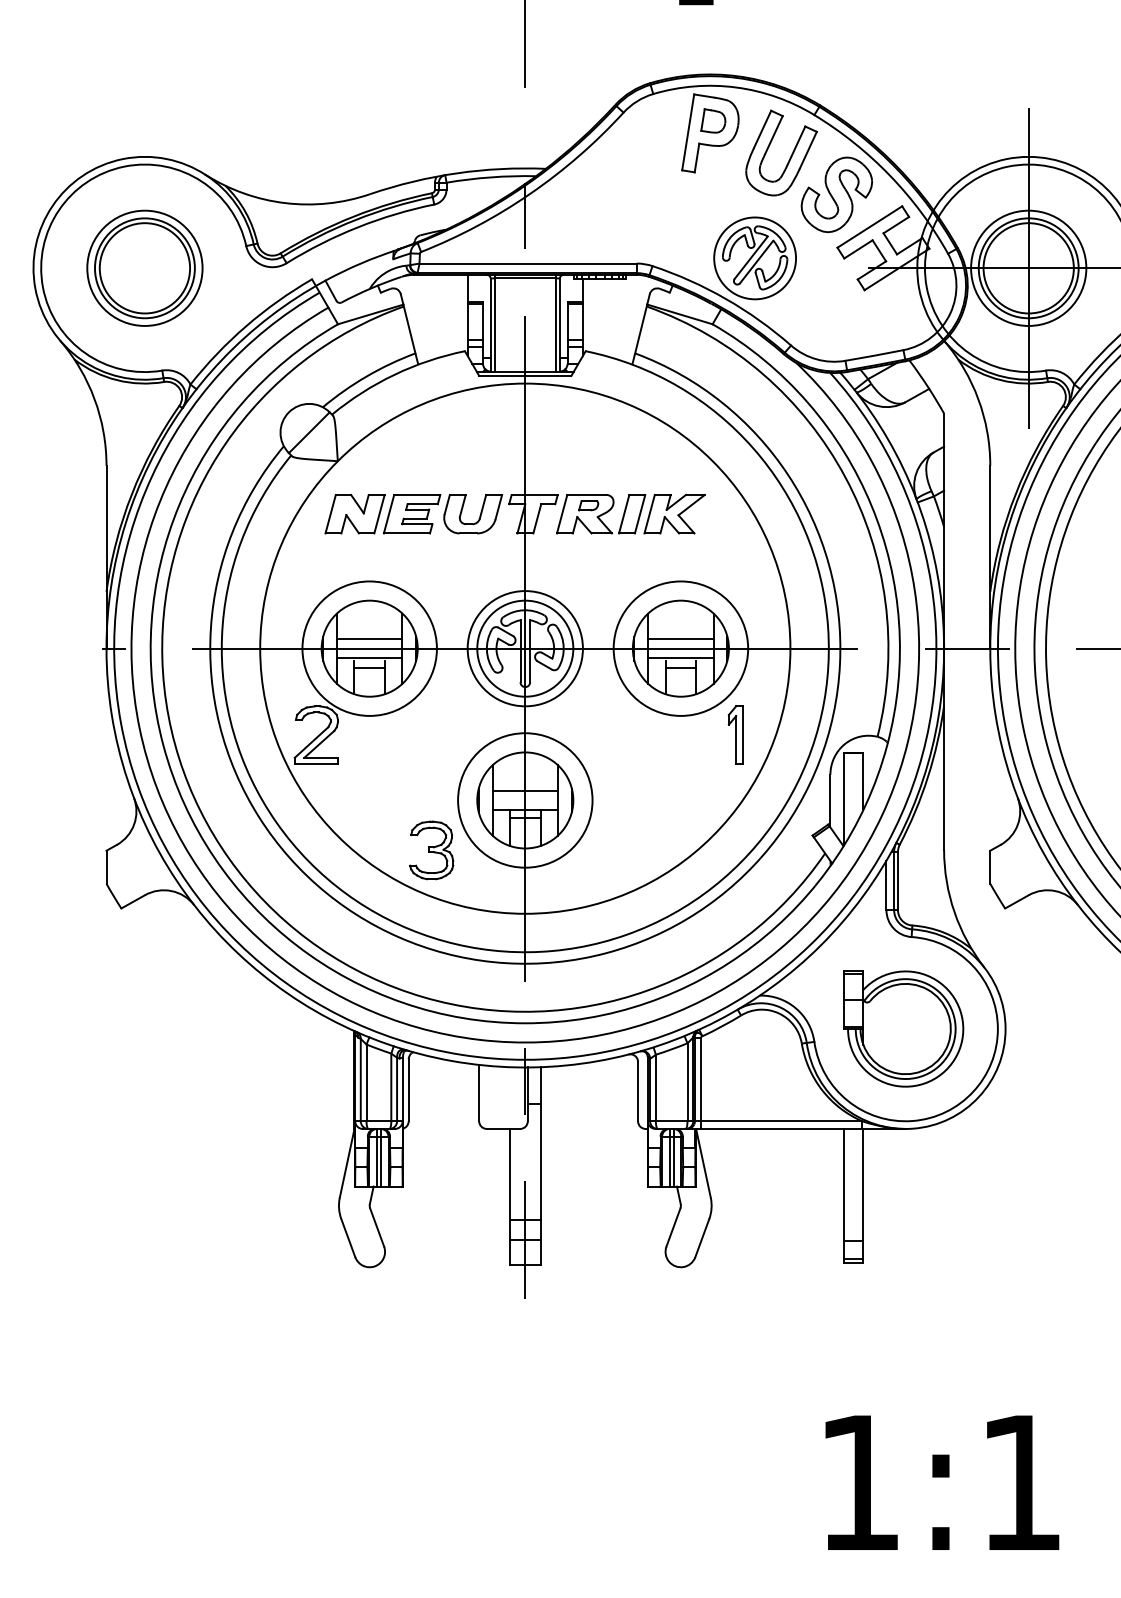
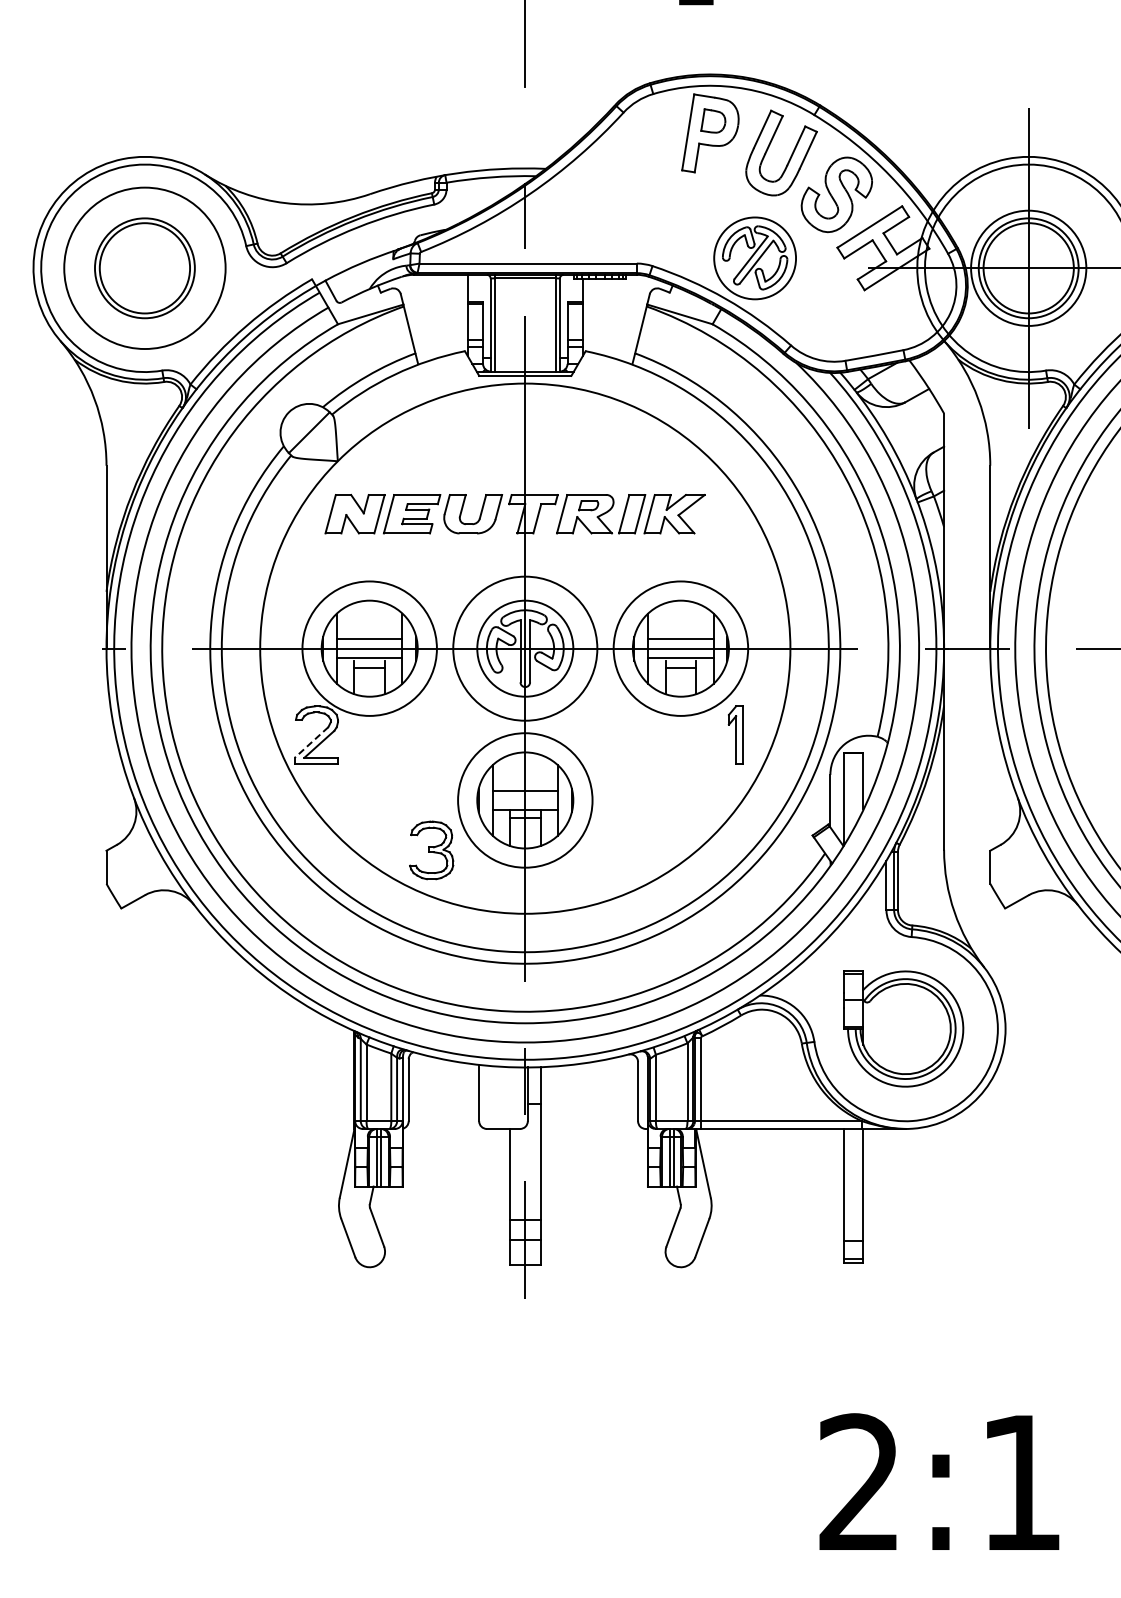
circle diameter: 115 px -> 161 px (144, 268)
circle diameter: 115 px -> 144 px (525, 648)
line: solid -> dashed (311, 742)
text: 1:1 -> 2:1 (858, 1481)
